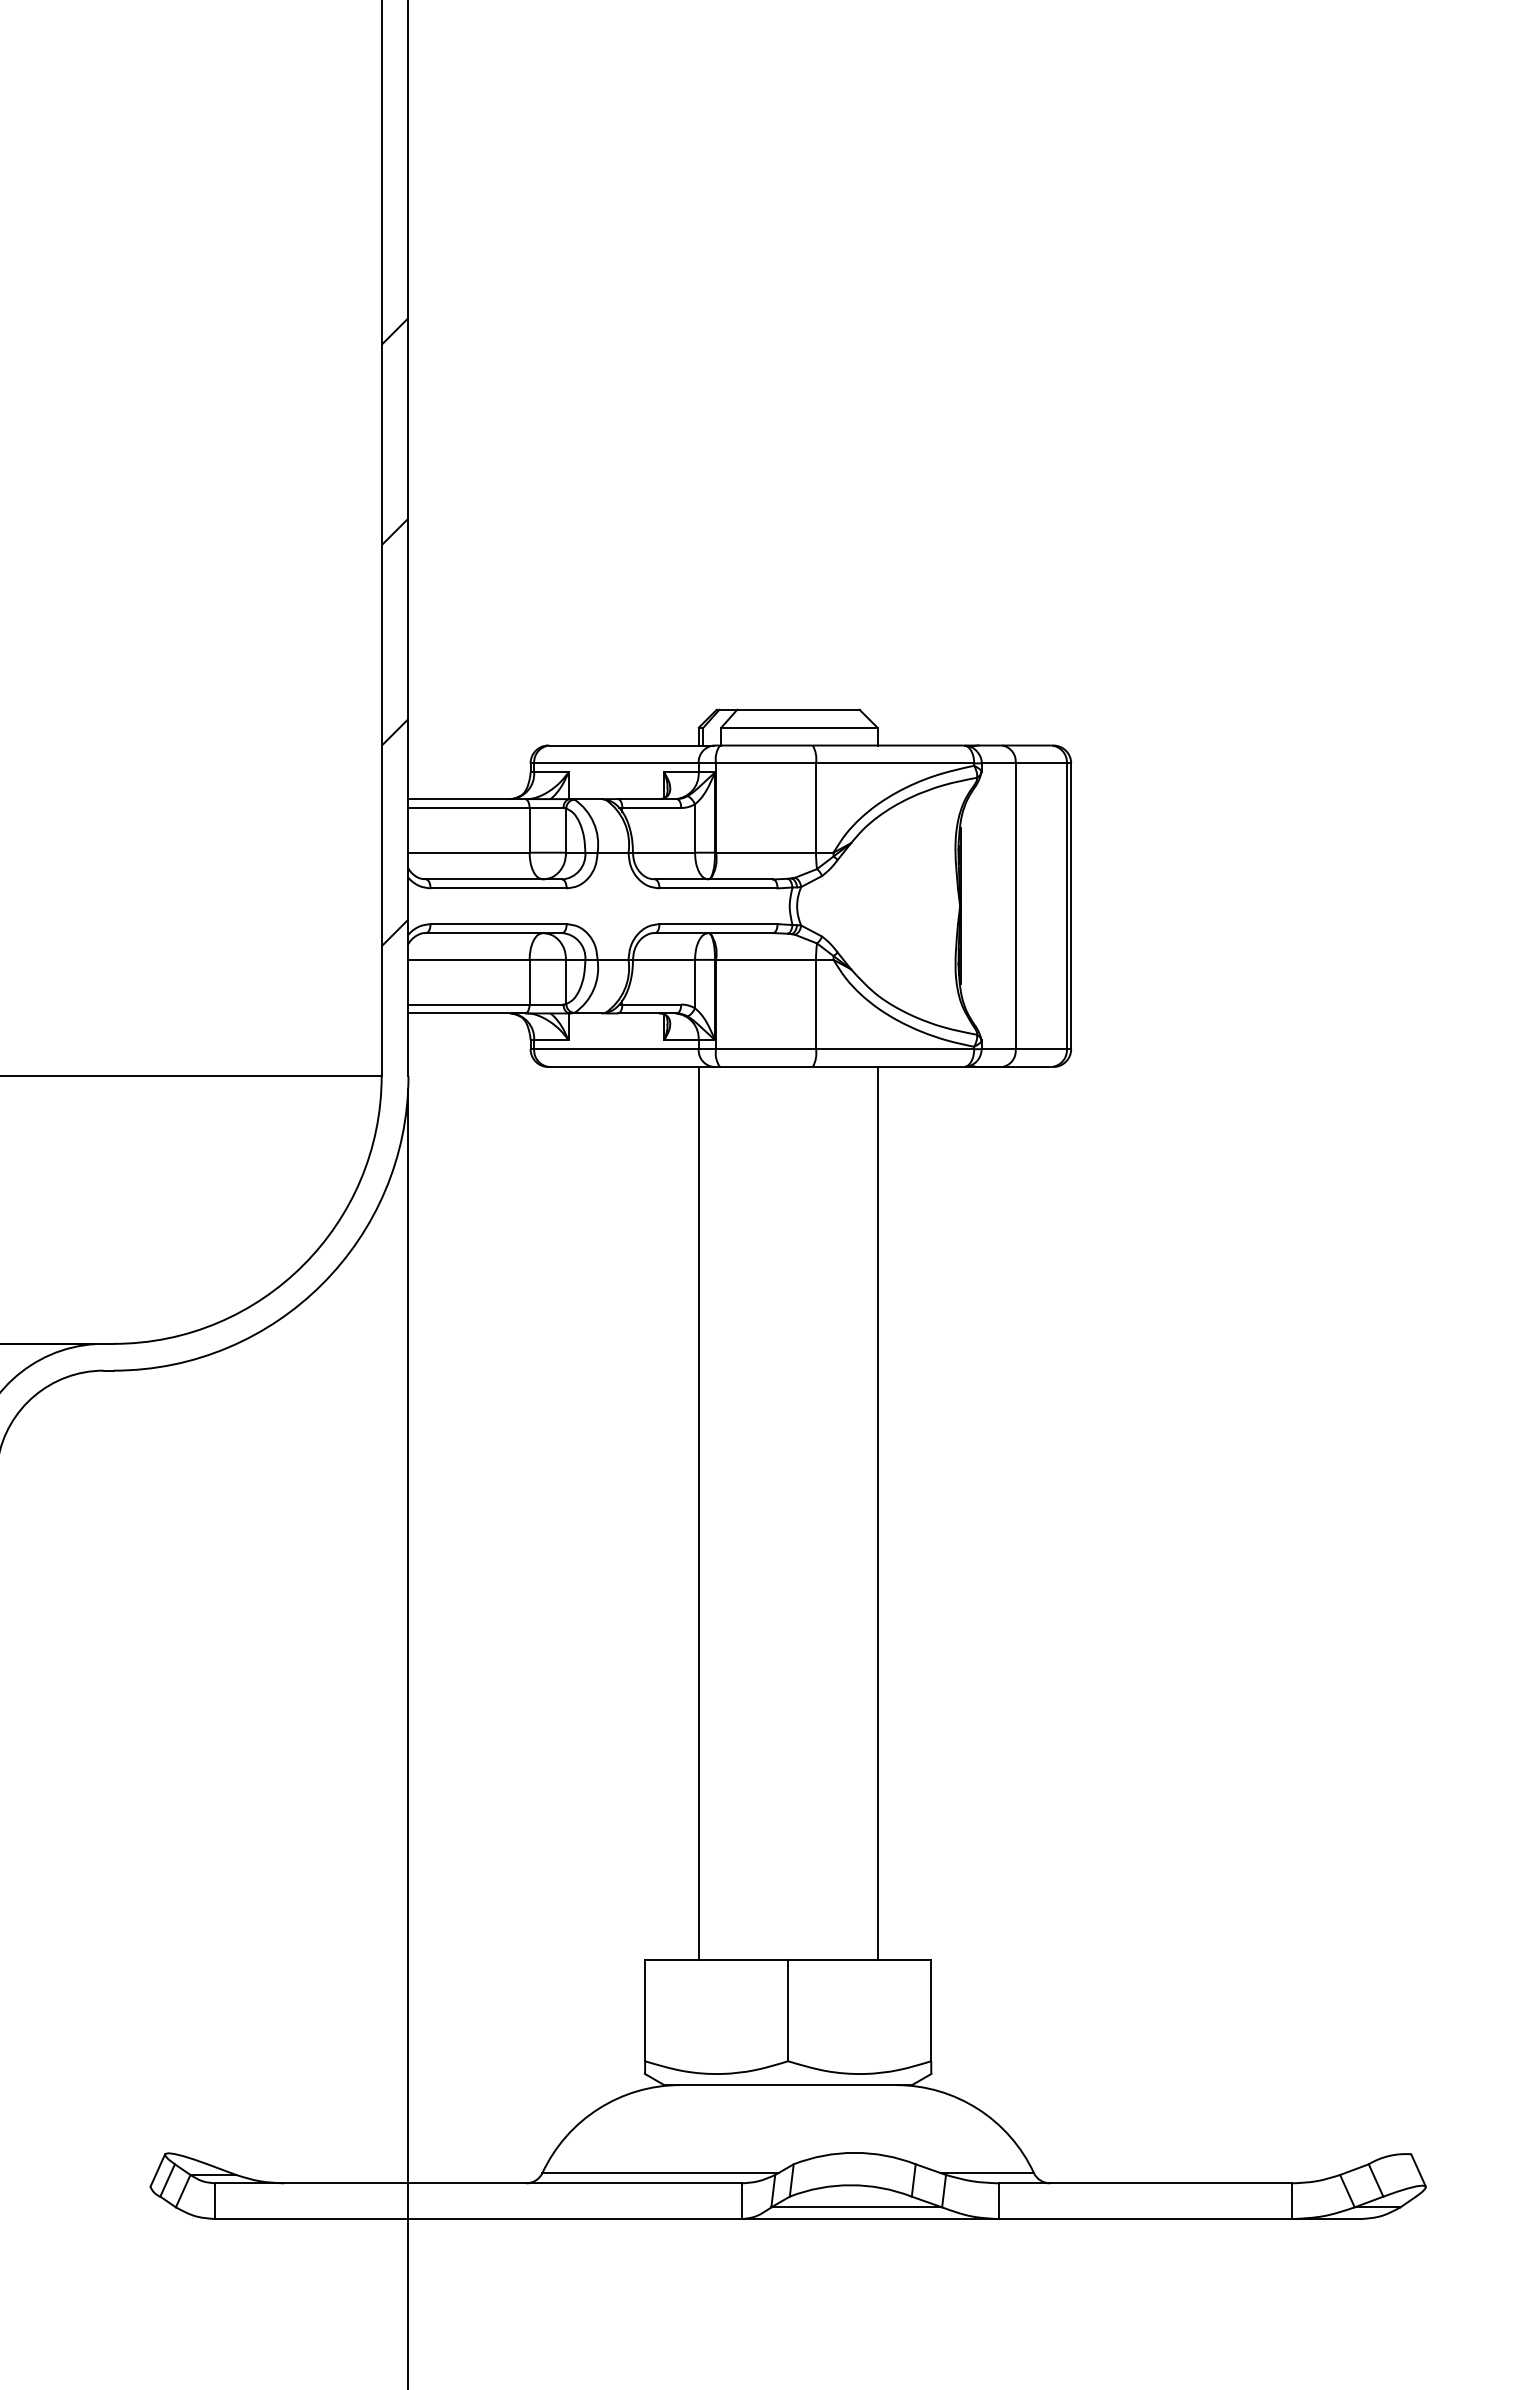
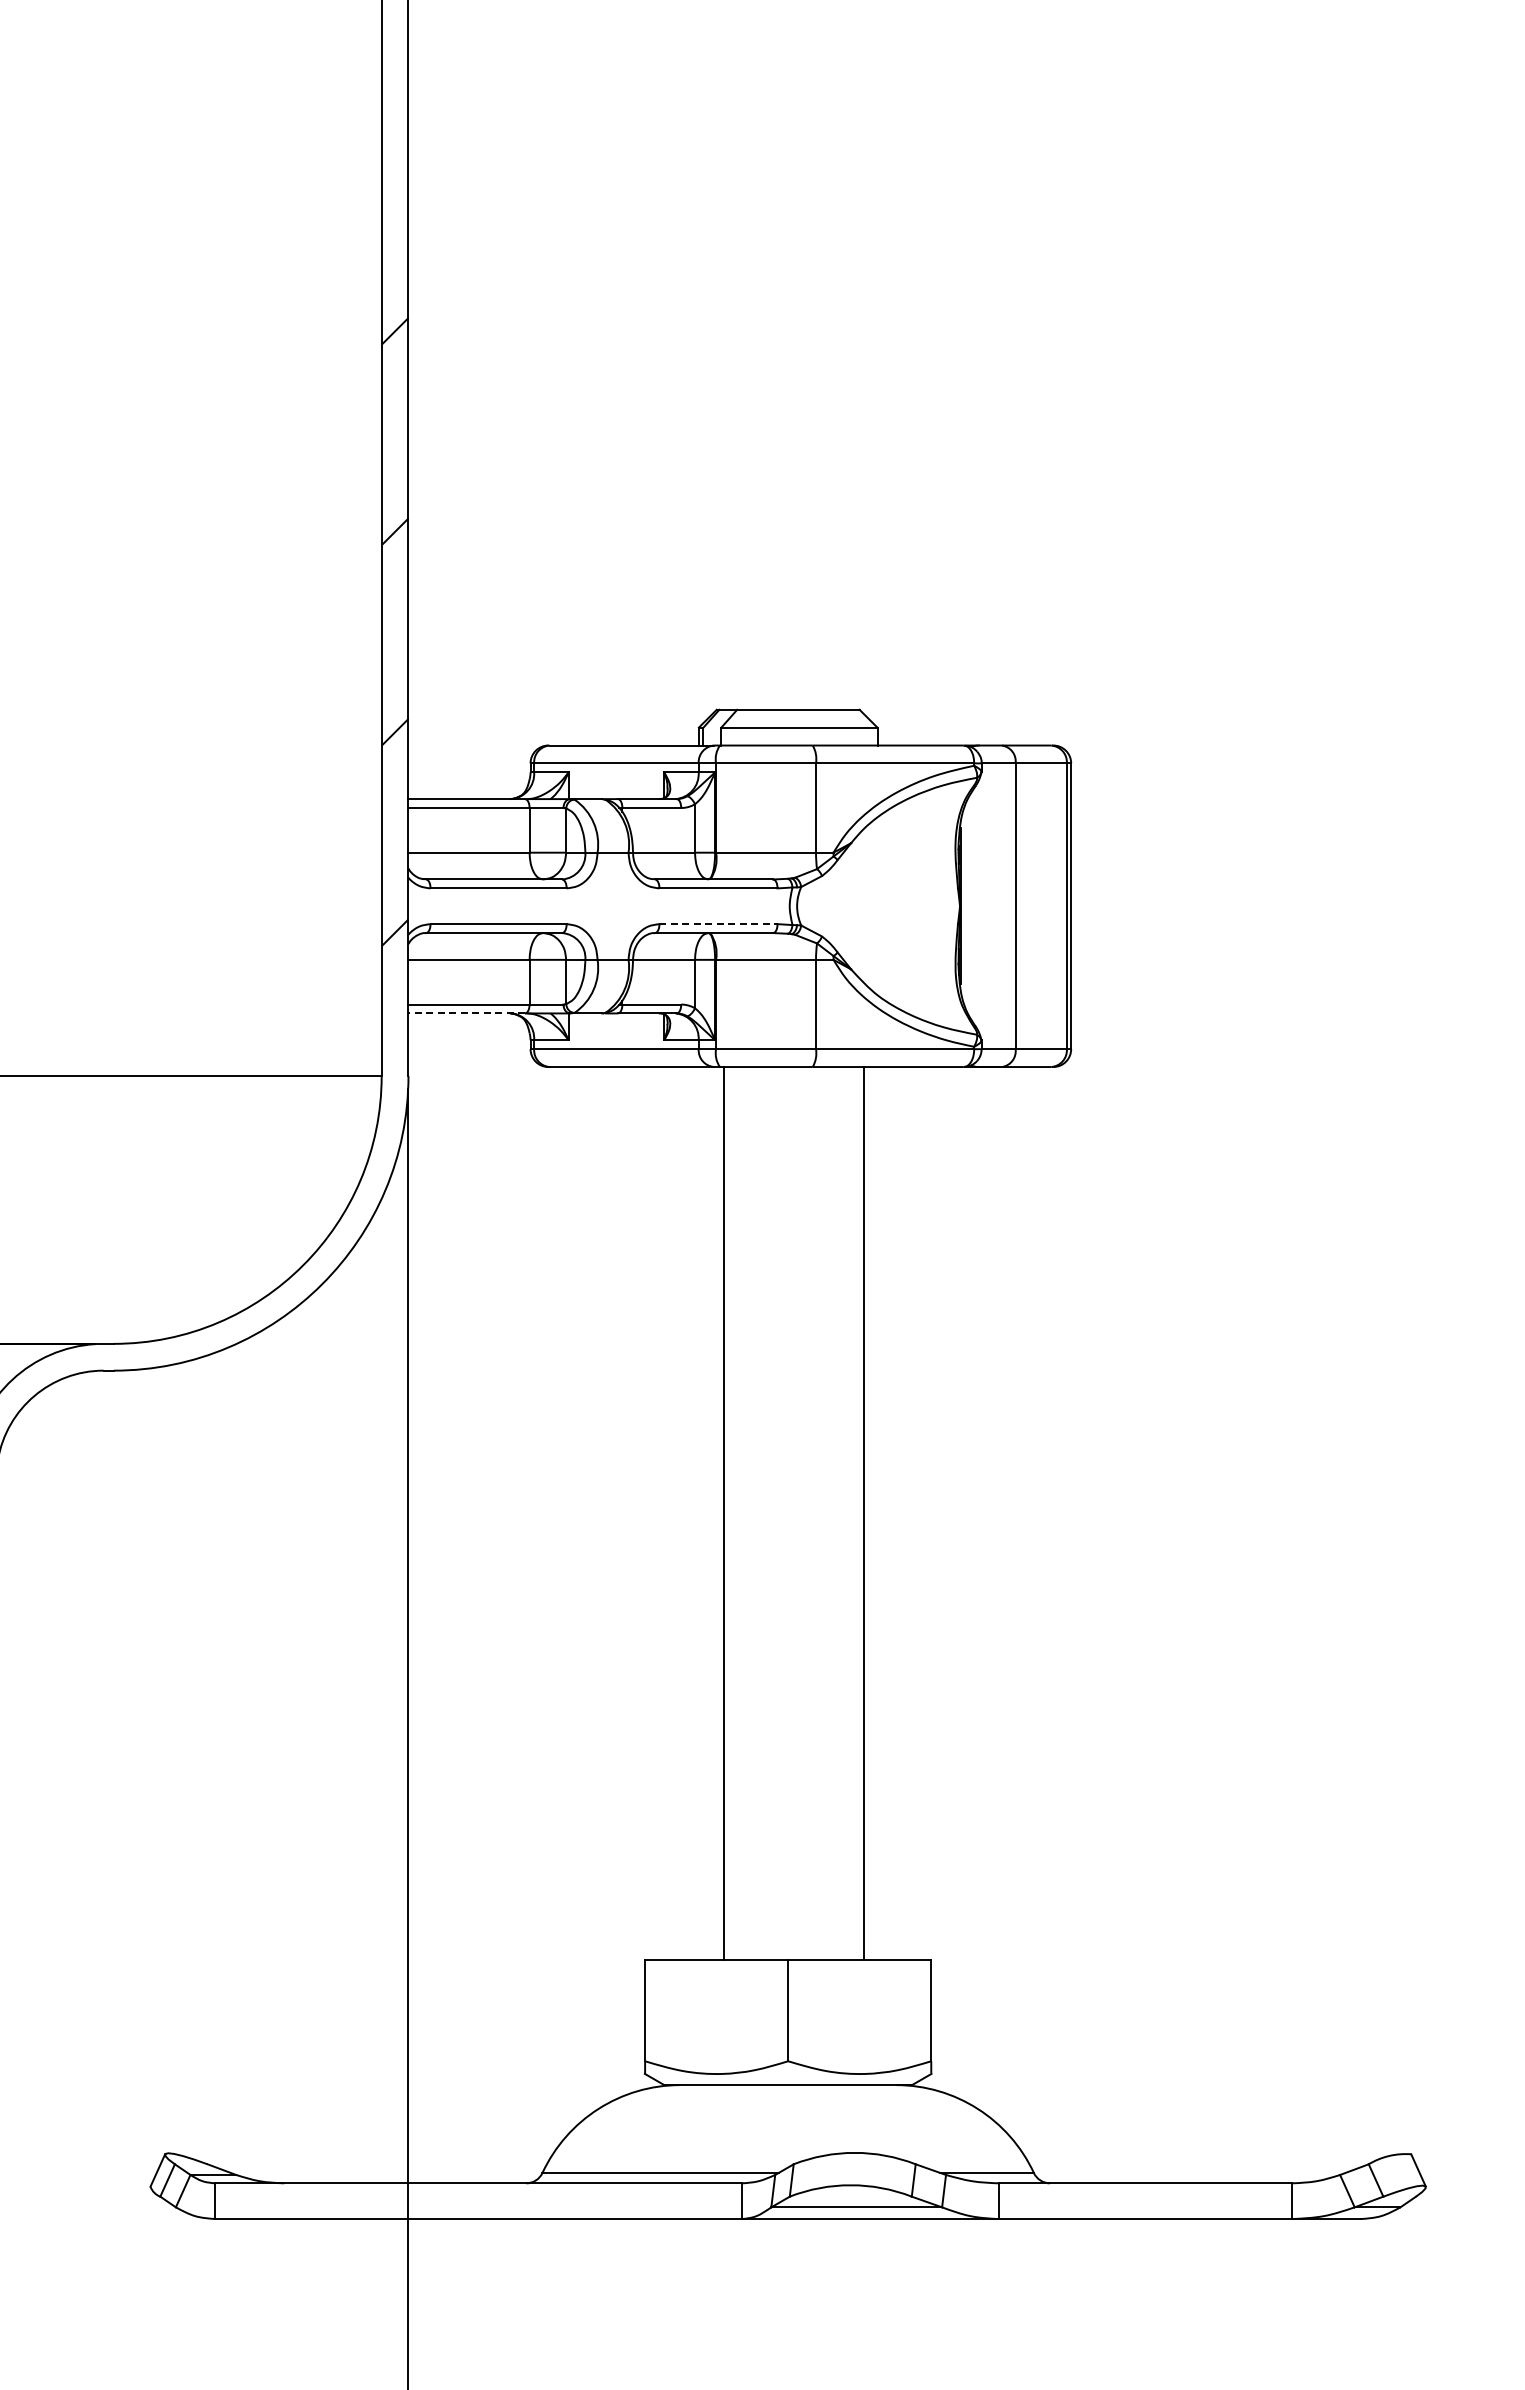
line: solid -> dashed (719, 924)
line: solid -> dashed (466, 1013)
line position: (698, 1513) -> (723, 1513) (723, 1513)
line position: (877, 1513) -> (863, 1513) (863, 1513)
